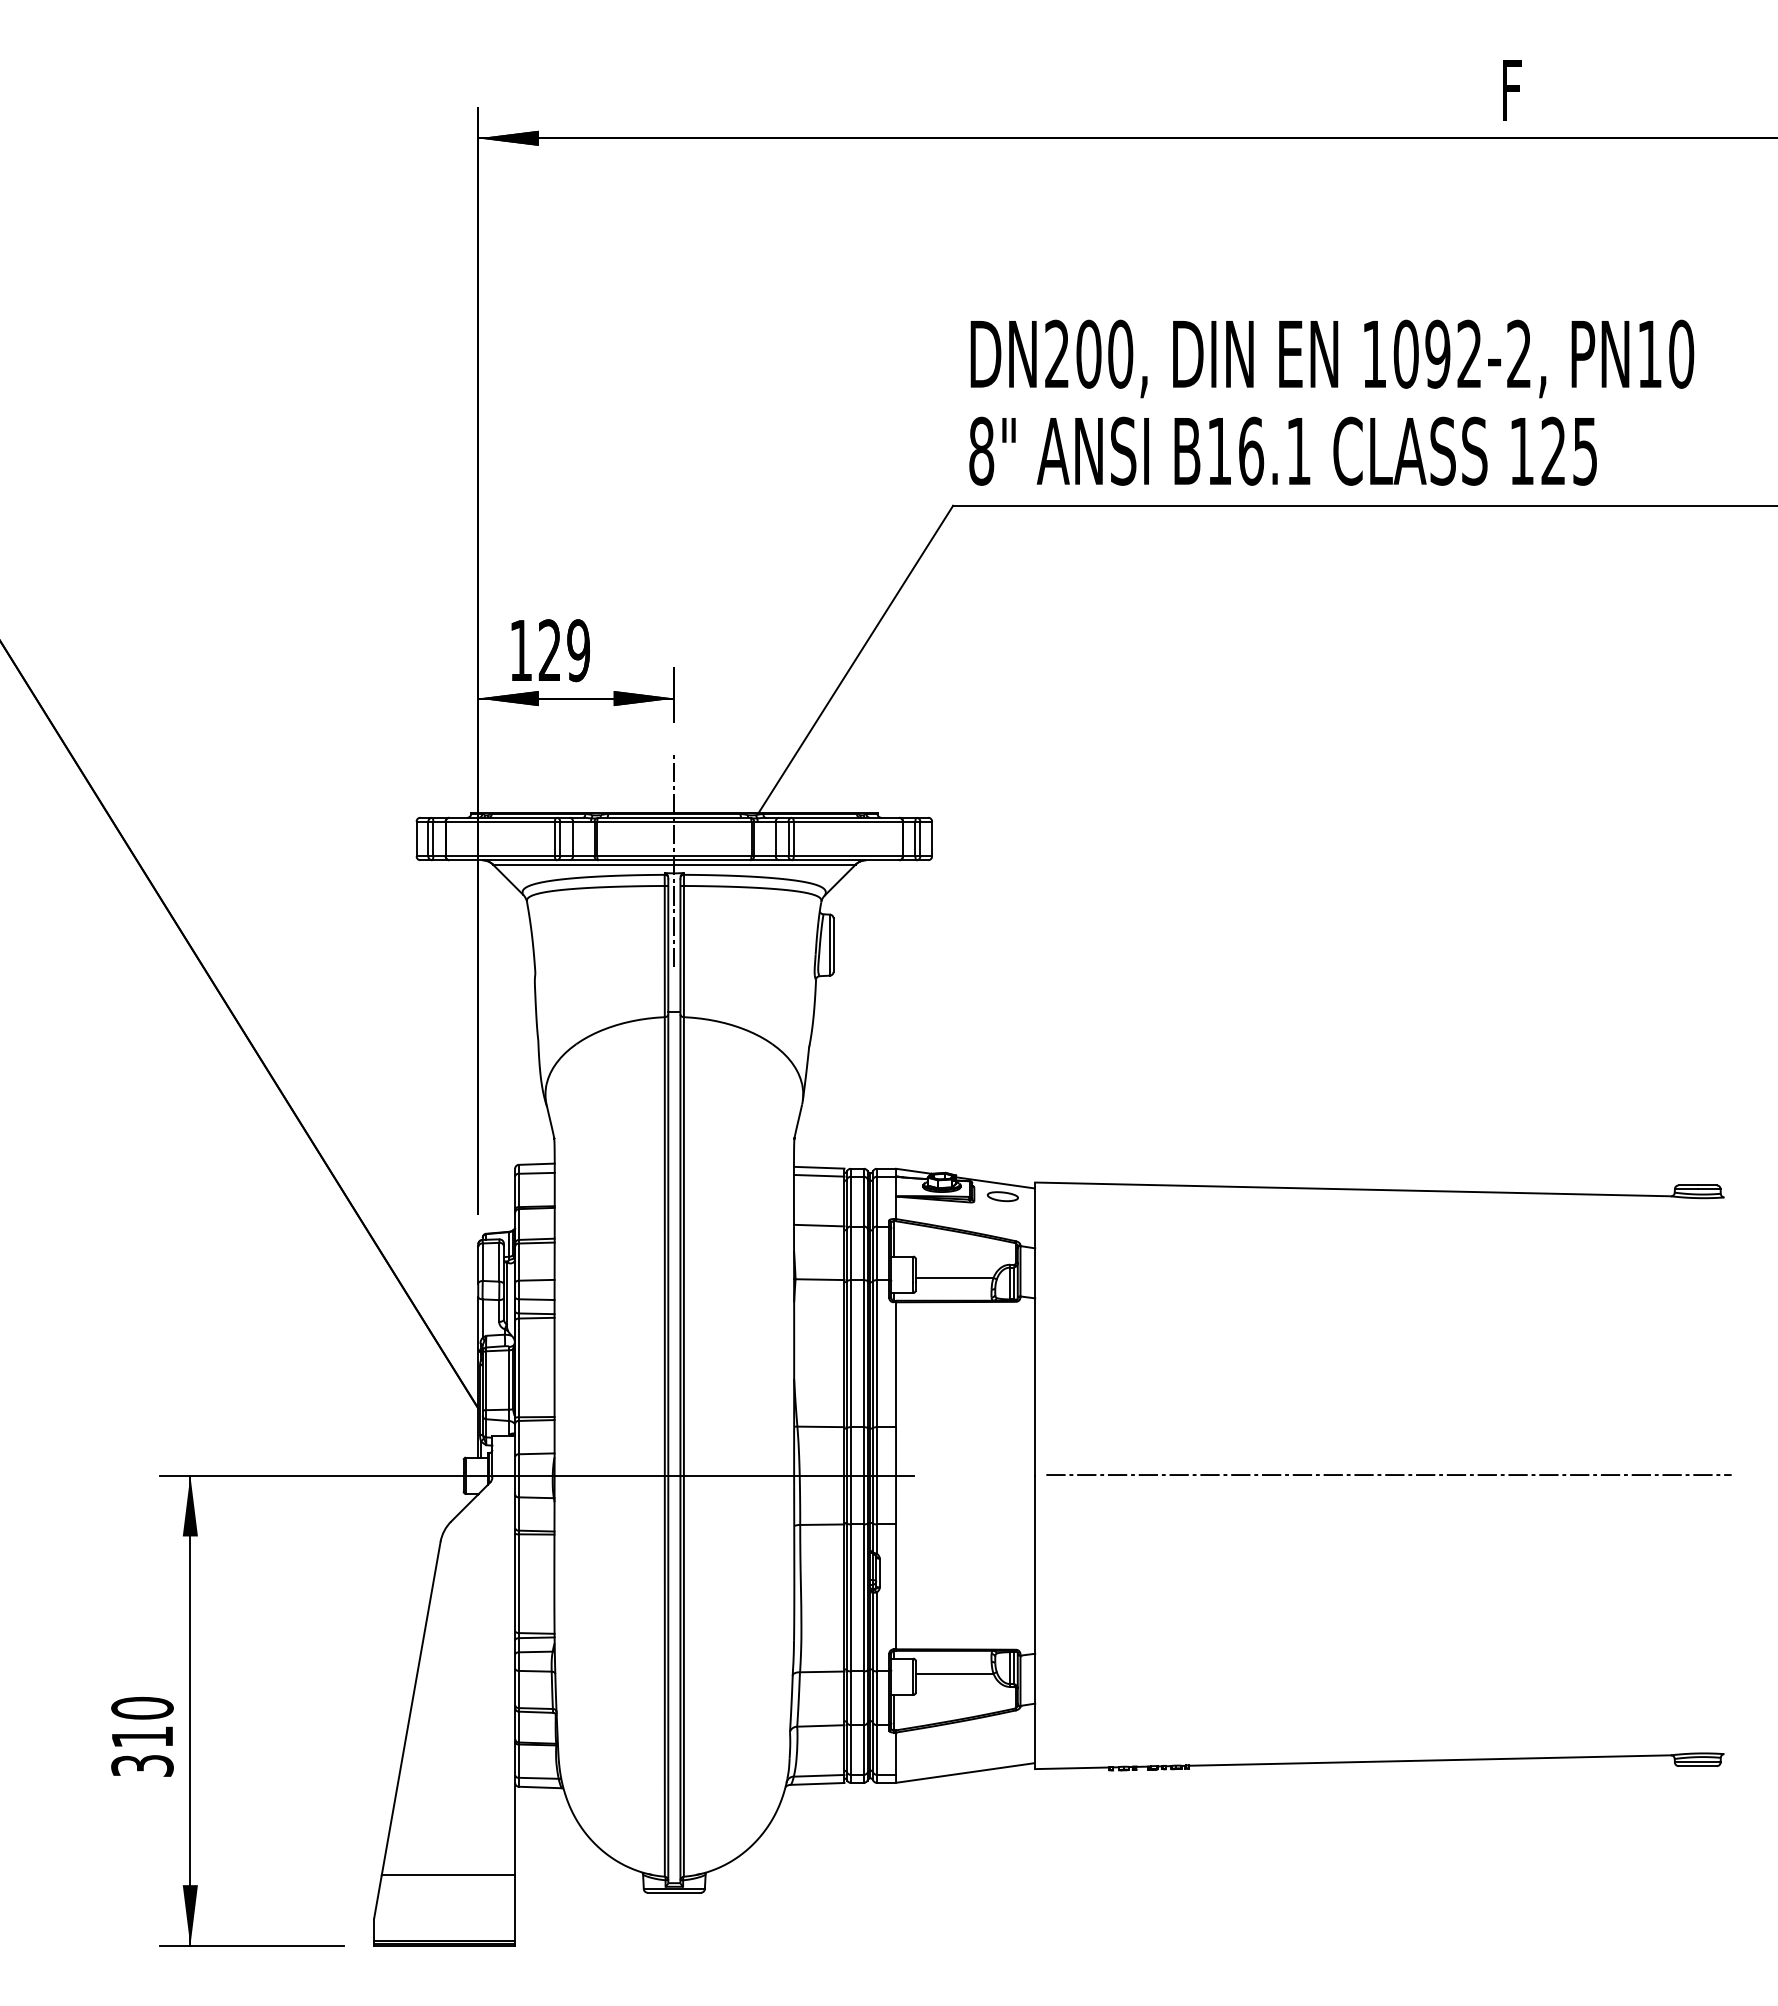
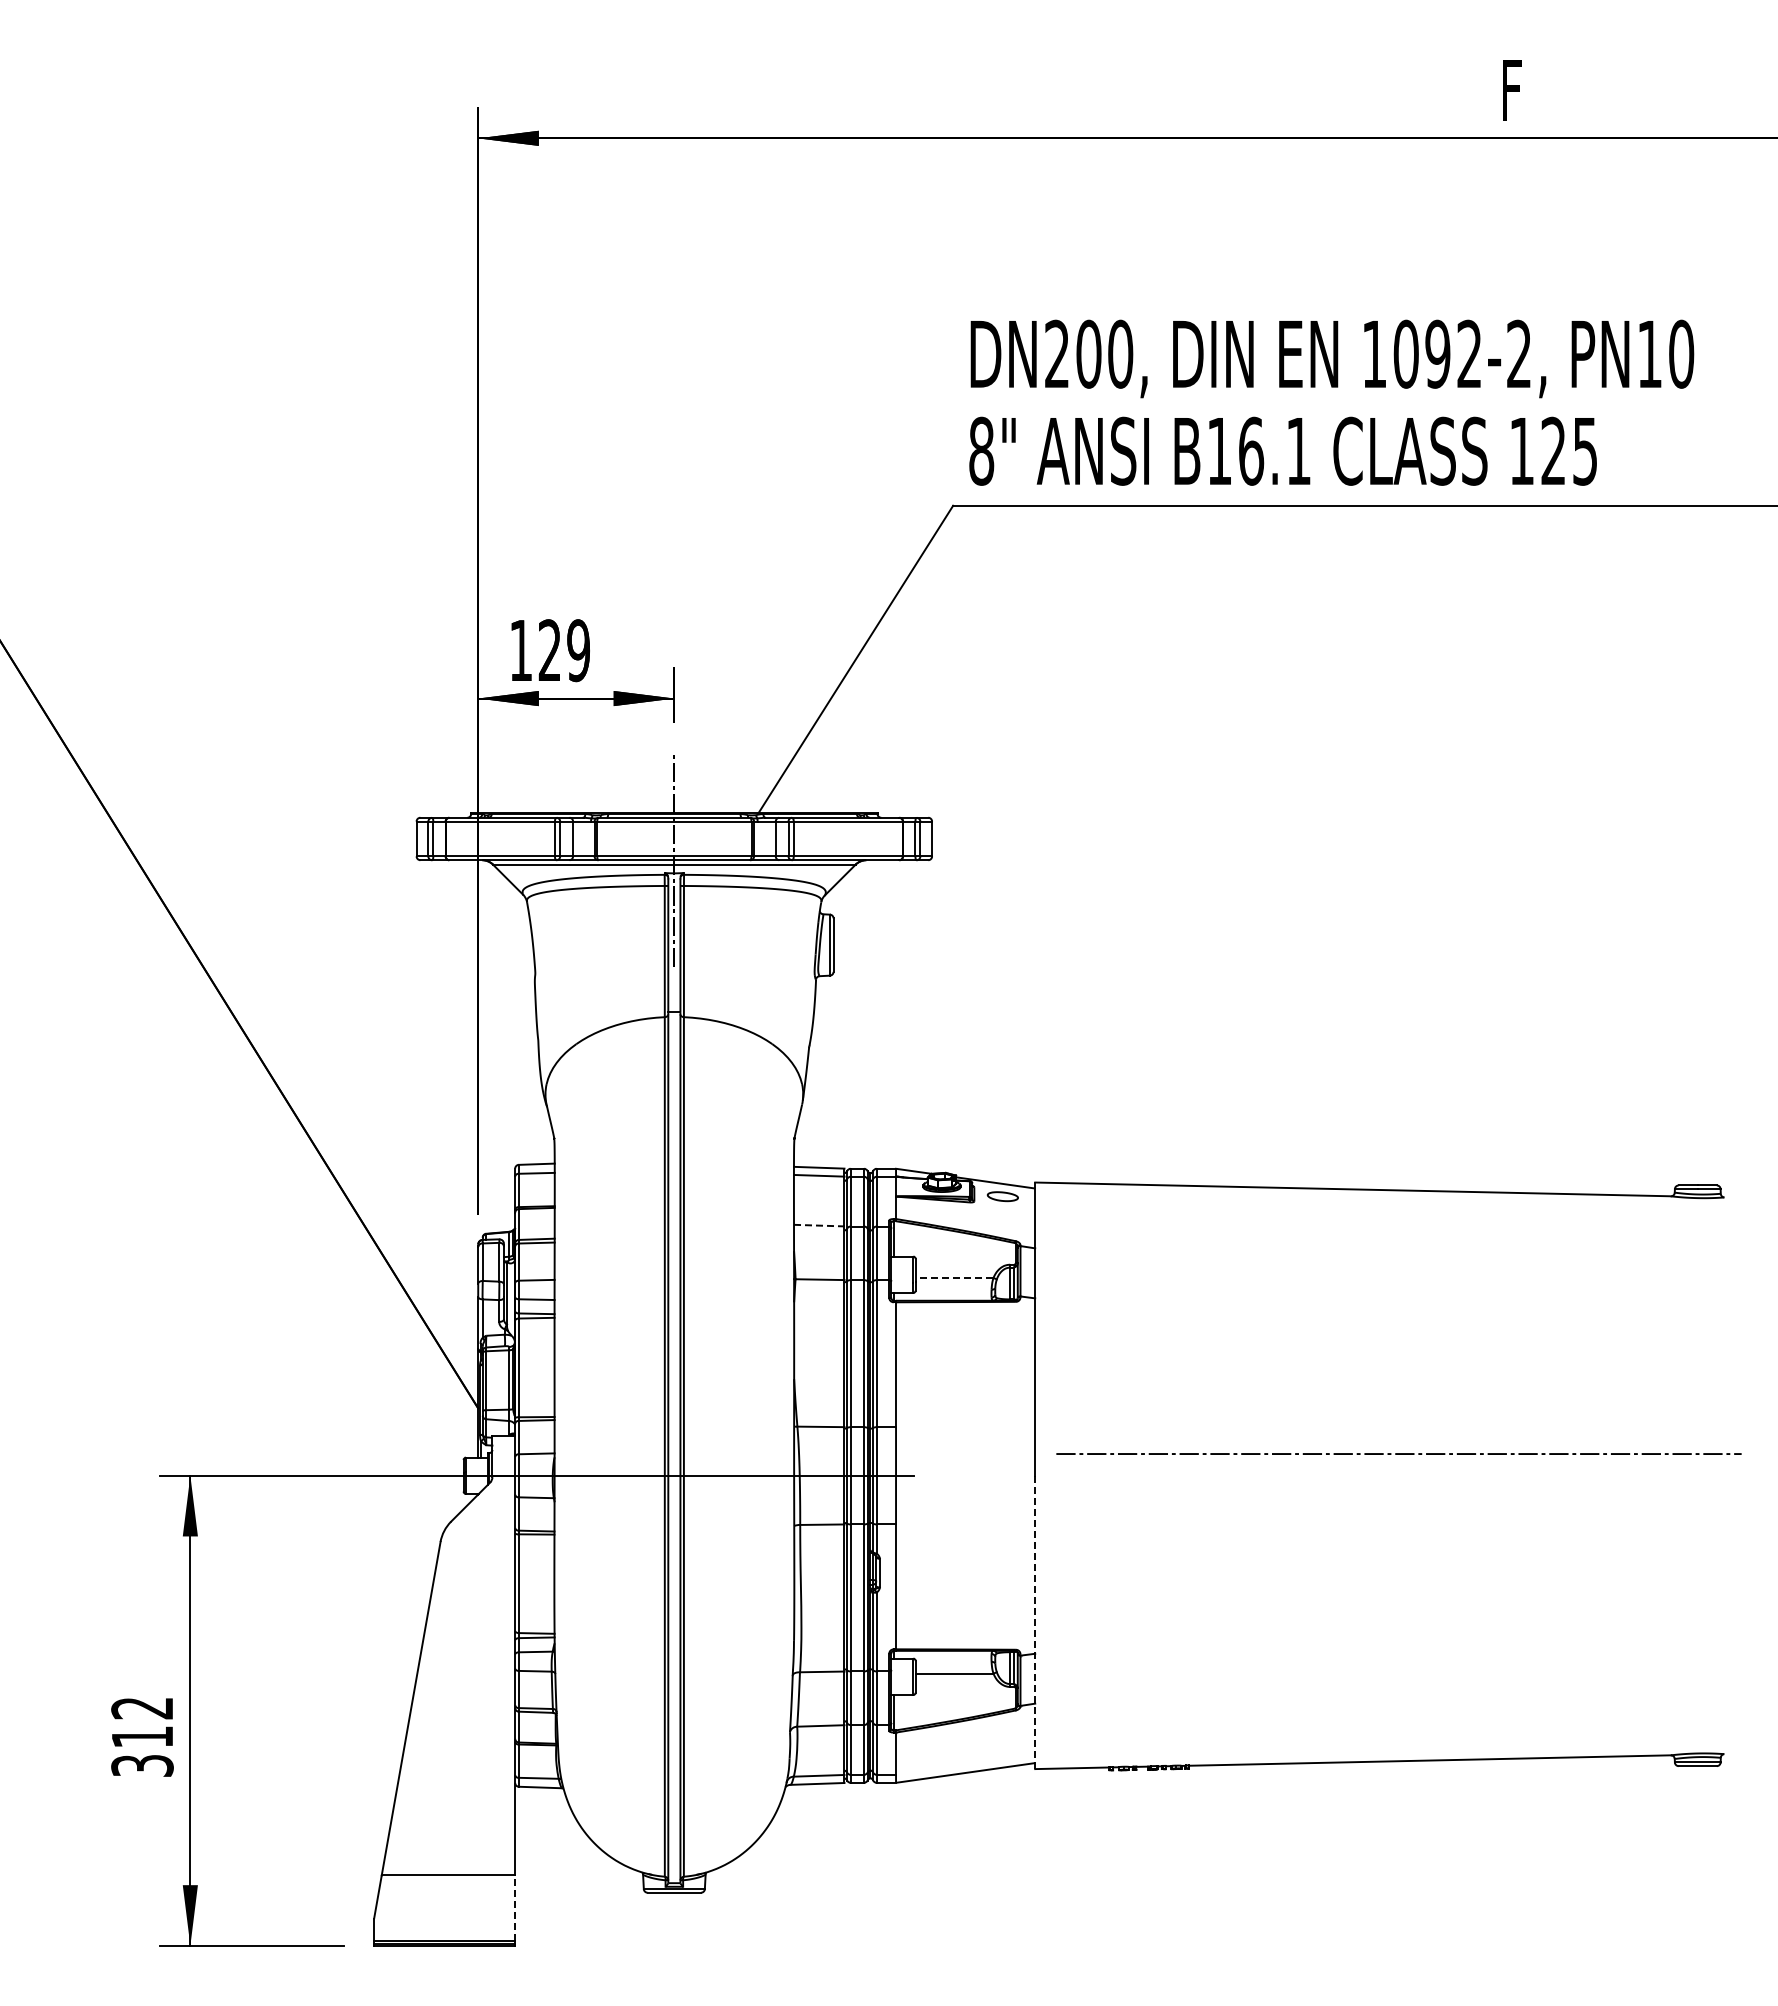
line: solid -> dashed (819, 1225)
line: solid -> dashed (954, 1278)
line position: (1388, 1474) -> (1398, 1453) (1398, 1453)
line: solid -> dashed (1035, 1622)
text: 310 -> 312 (142, 1707)
line: solid -> dashed (515, 1908)
